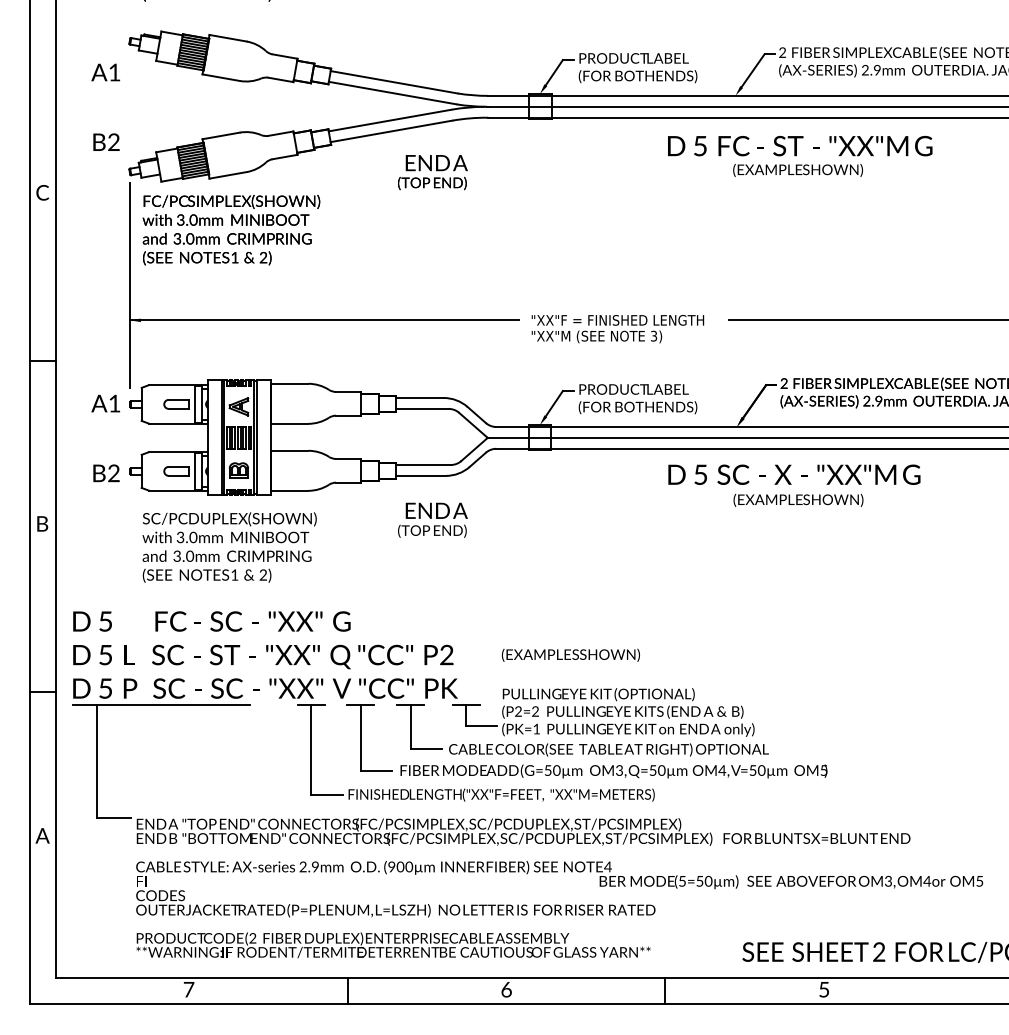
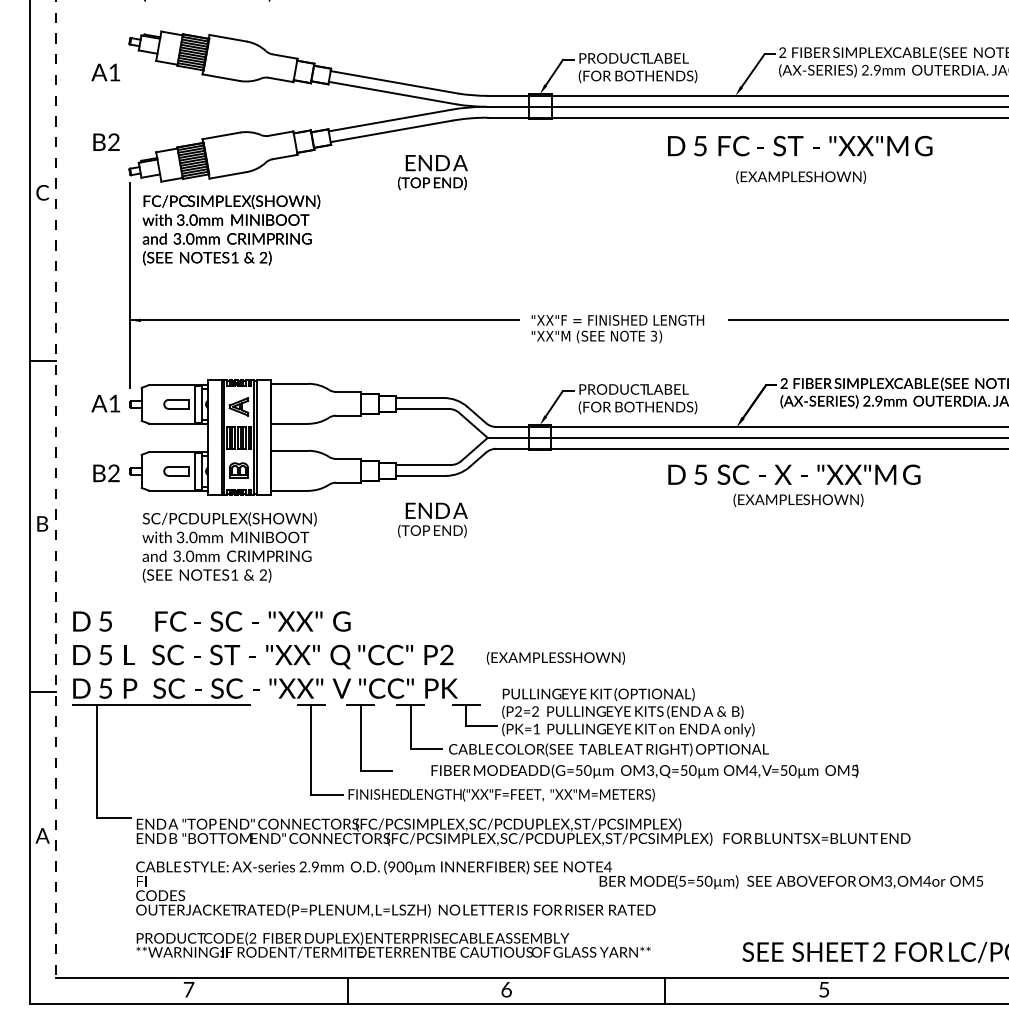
text position: (797, 170) -> (800, 177) (800, 177)
line: solid -> dashed (55, 489)
text position: (570, 654) -> (555, 657) (555, 657)
text position: (613, 771) -> (644, 771) (644, 771)
